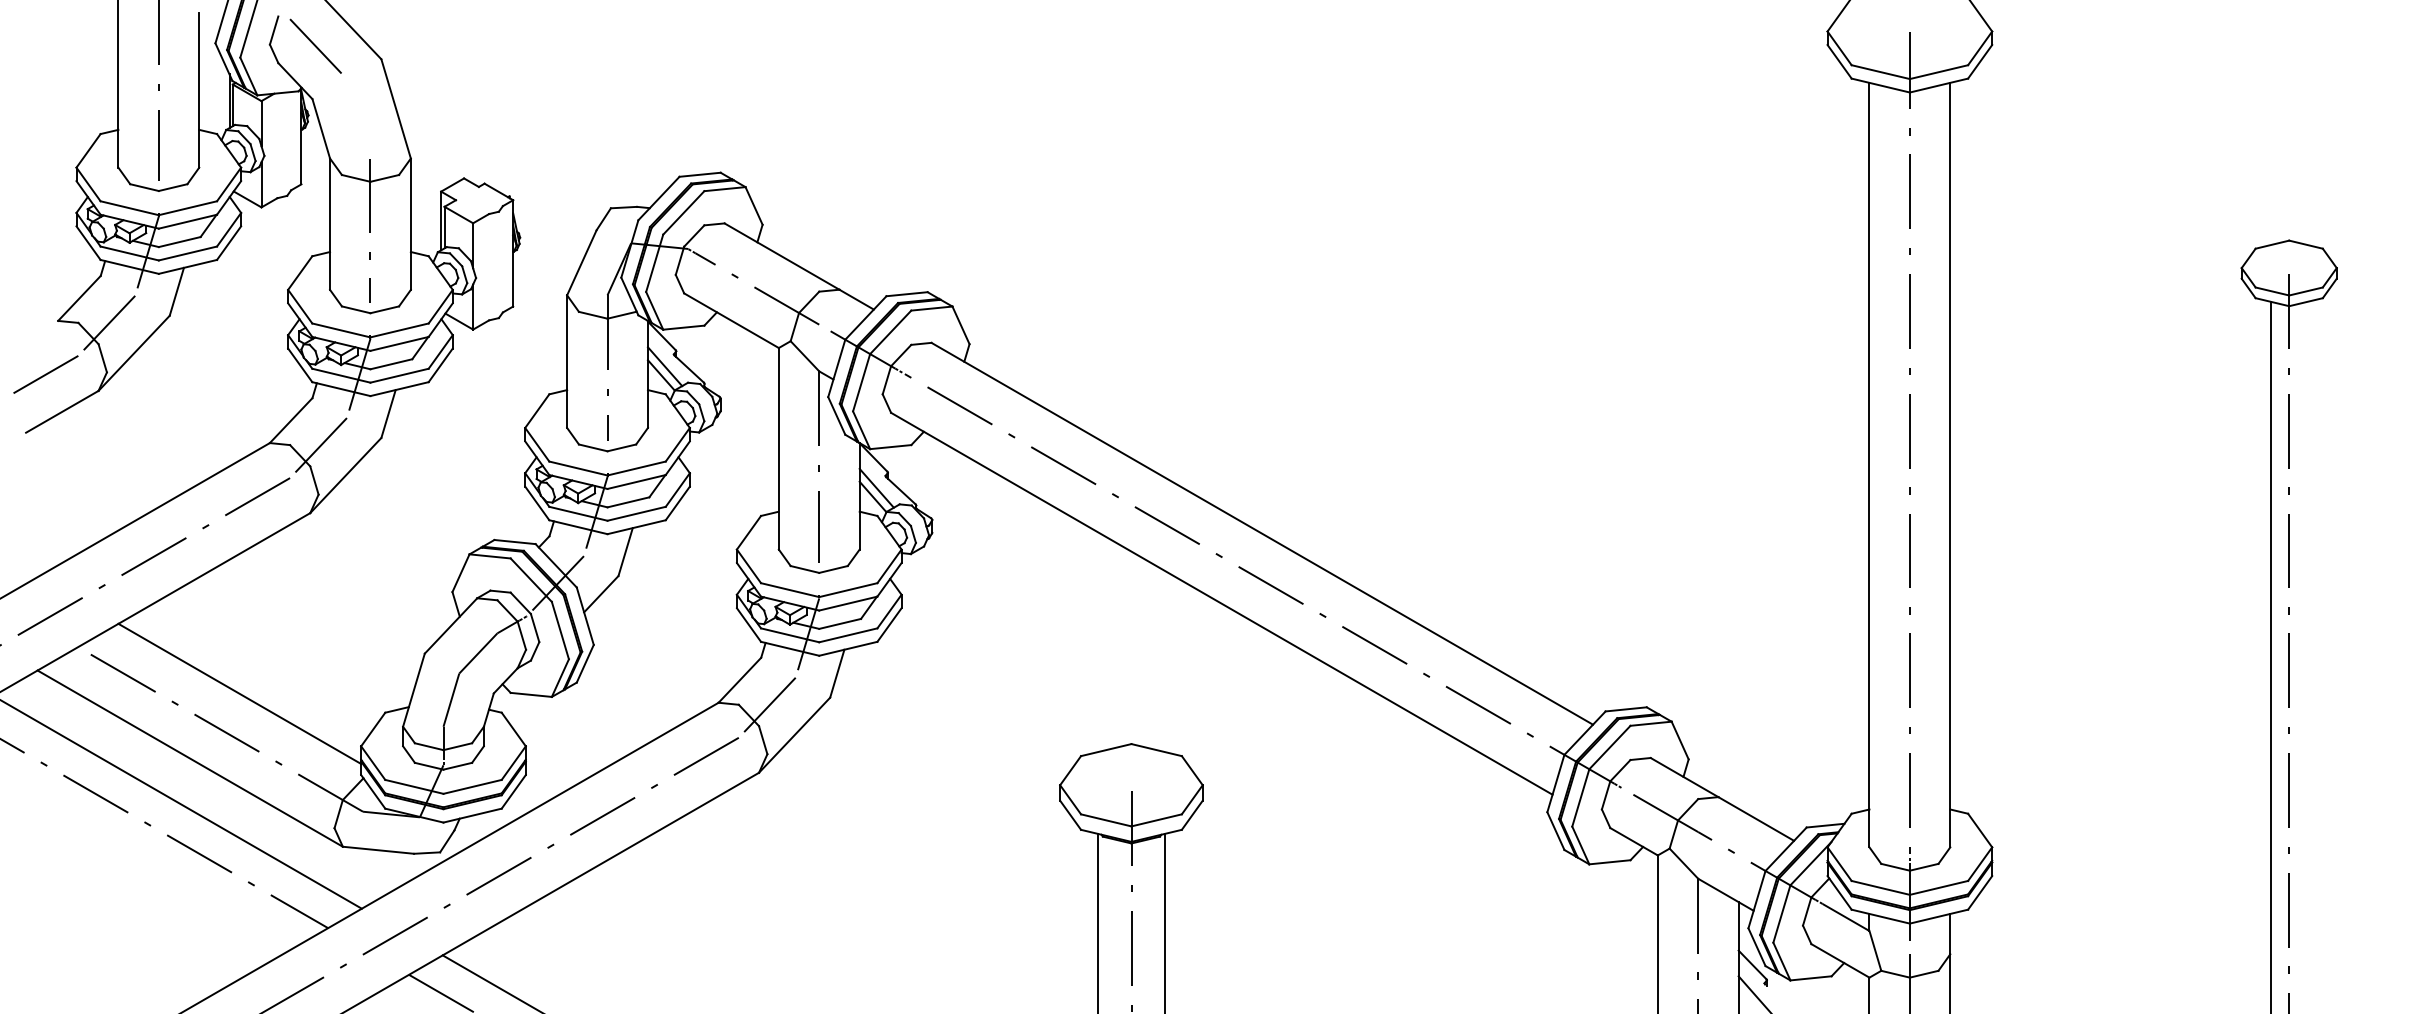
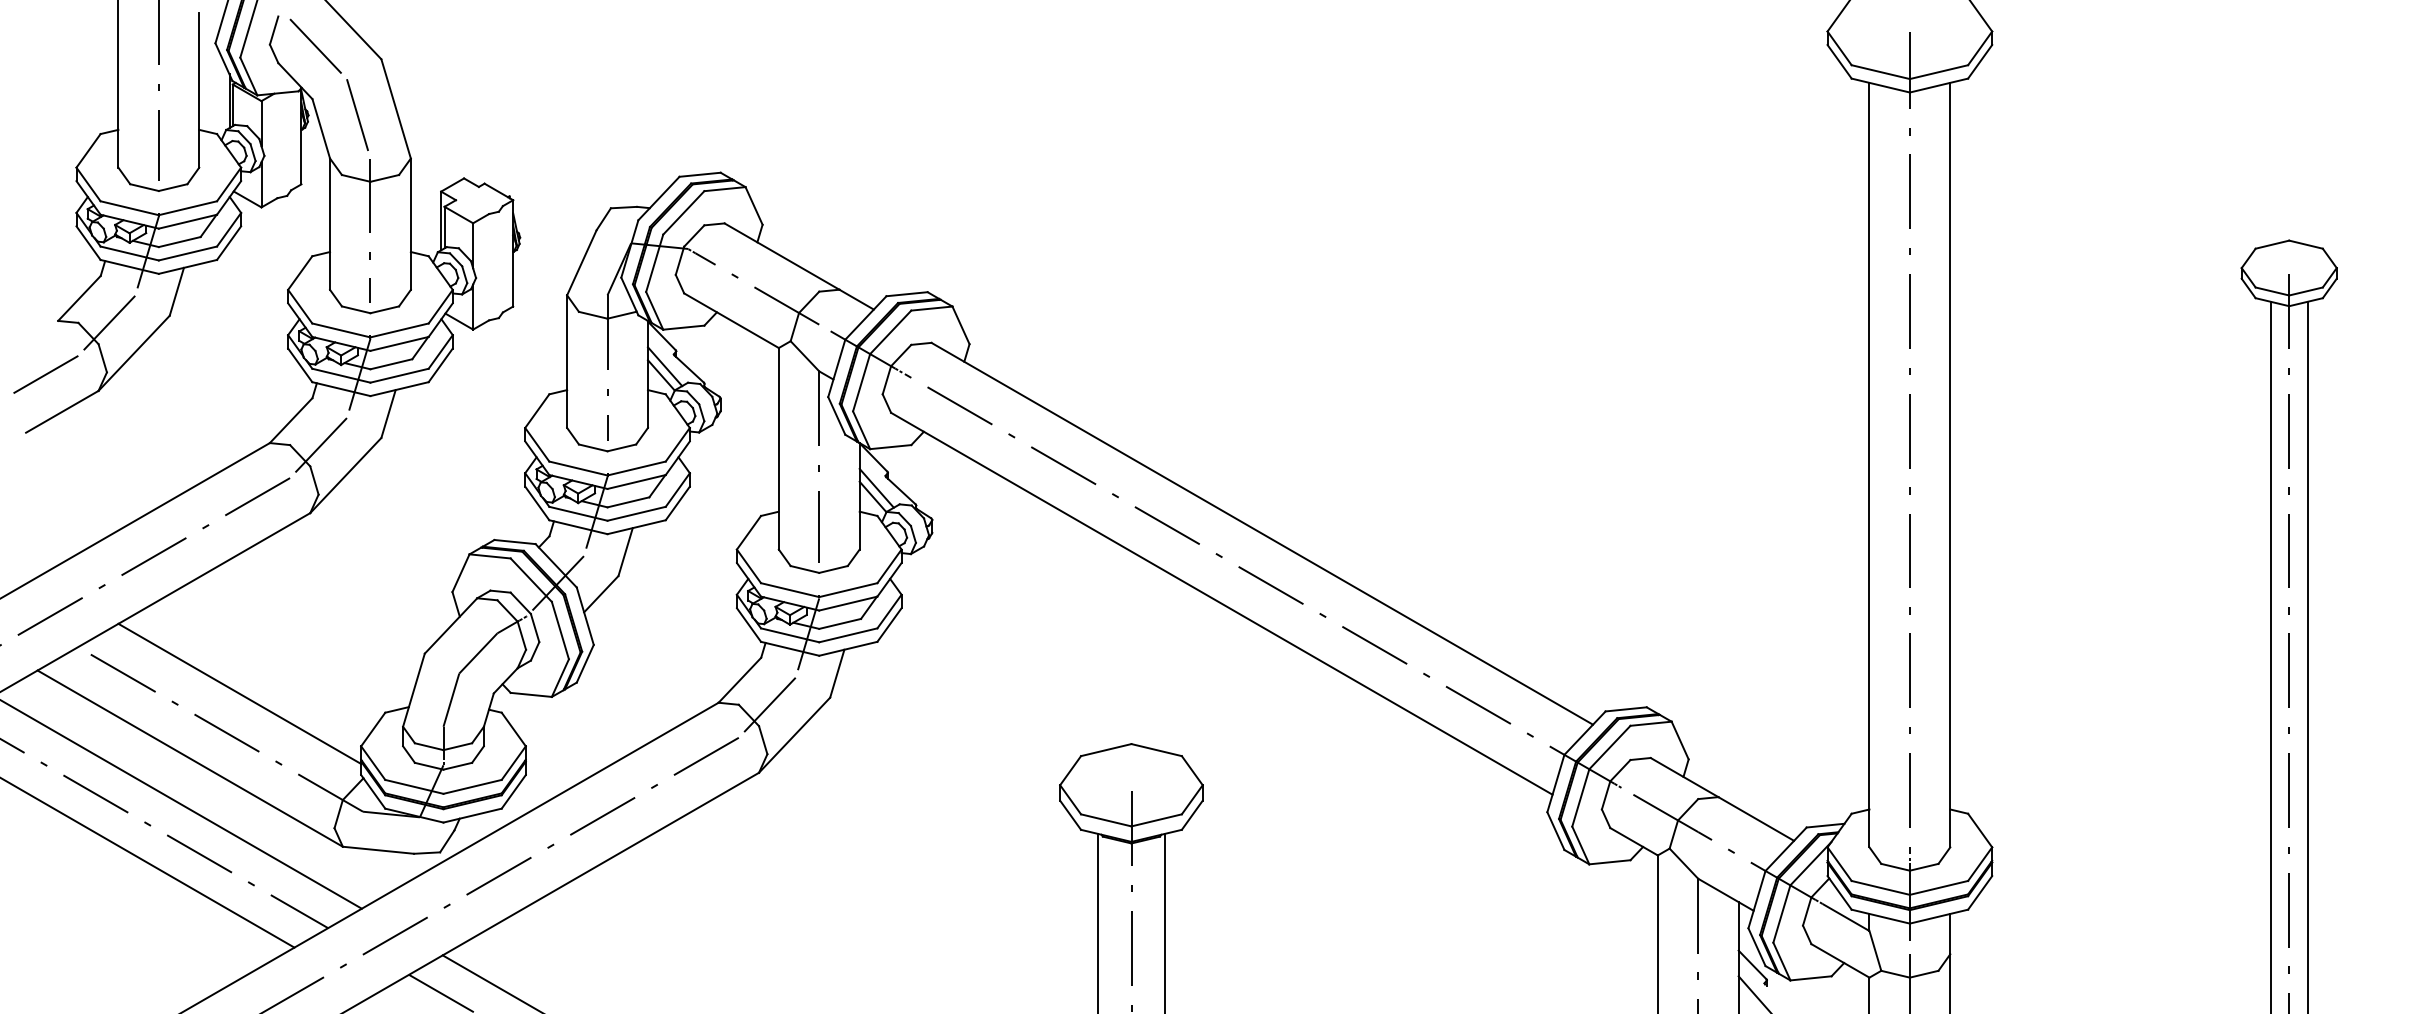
line: none -> present (357, 114)
line: none -> present (2307, 655)
line: none -> present (148, 862)
